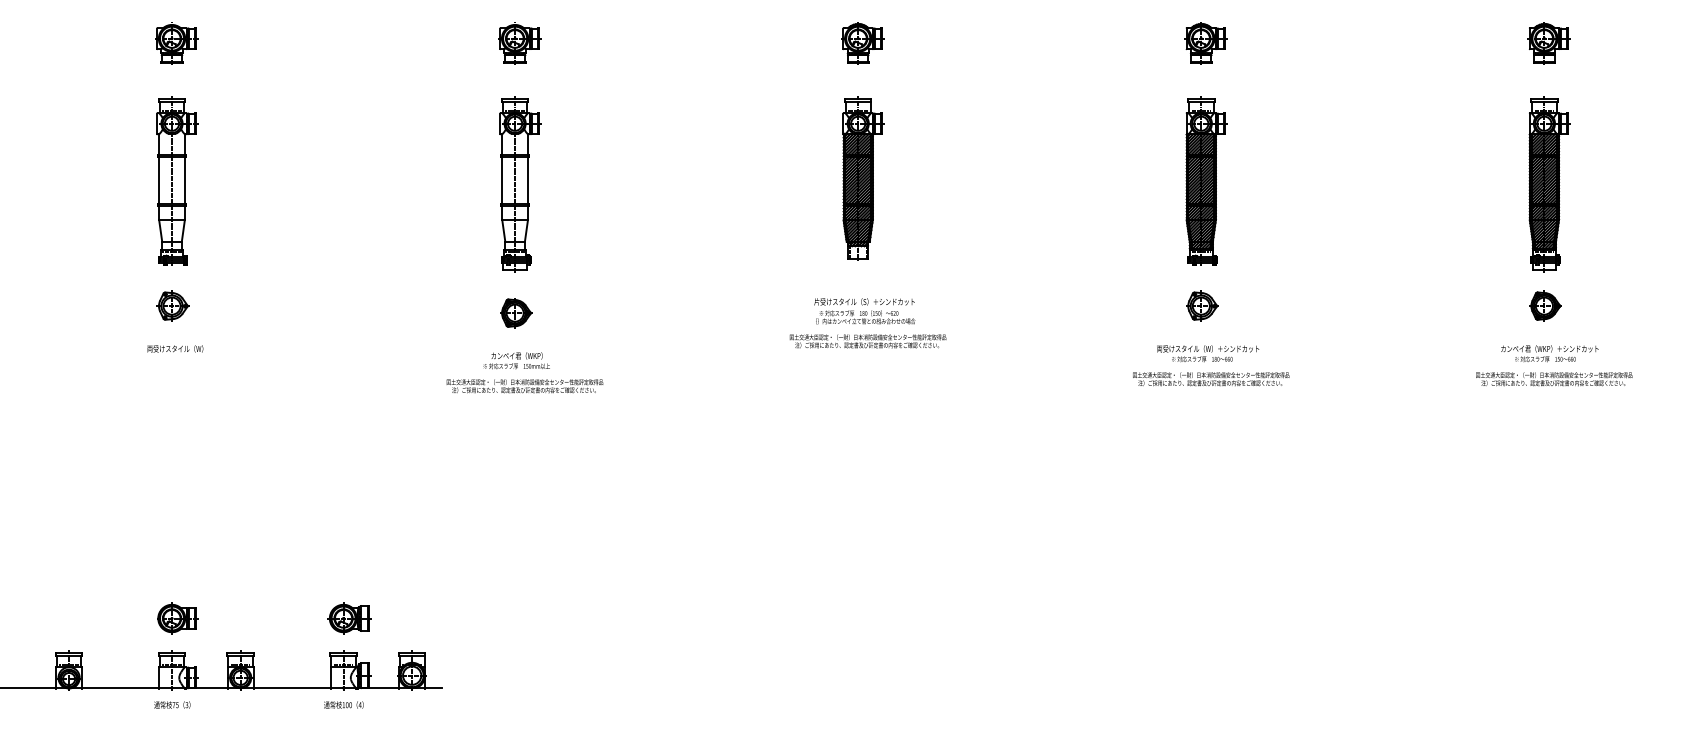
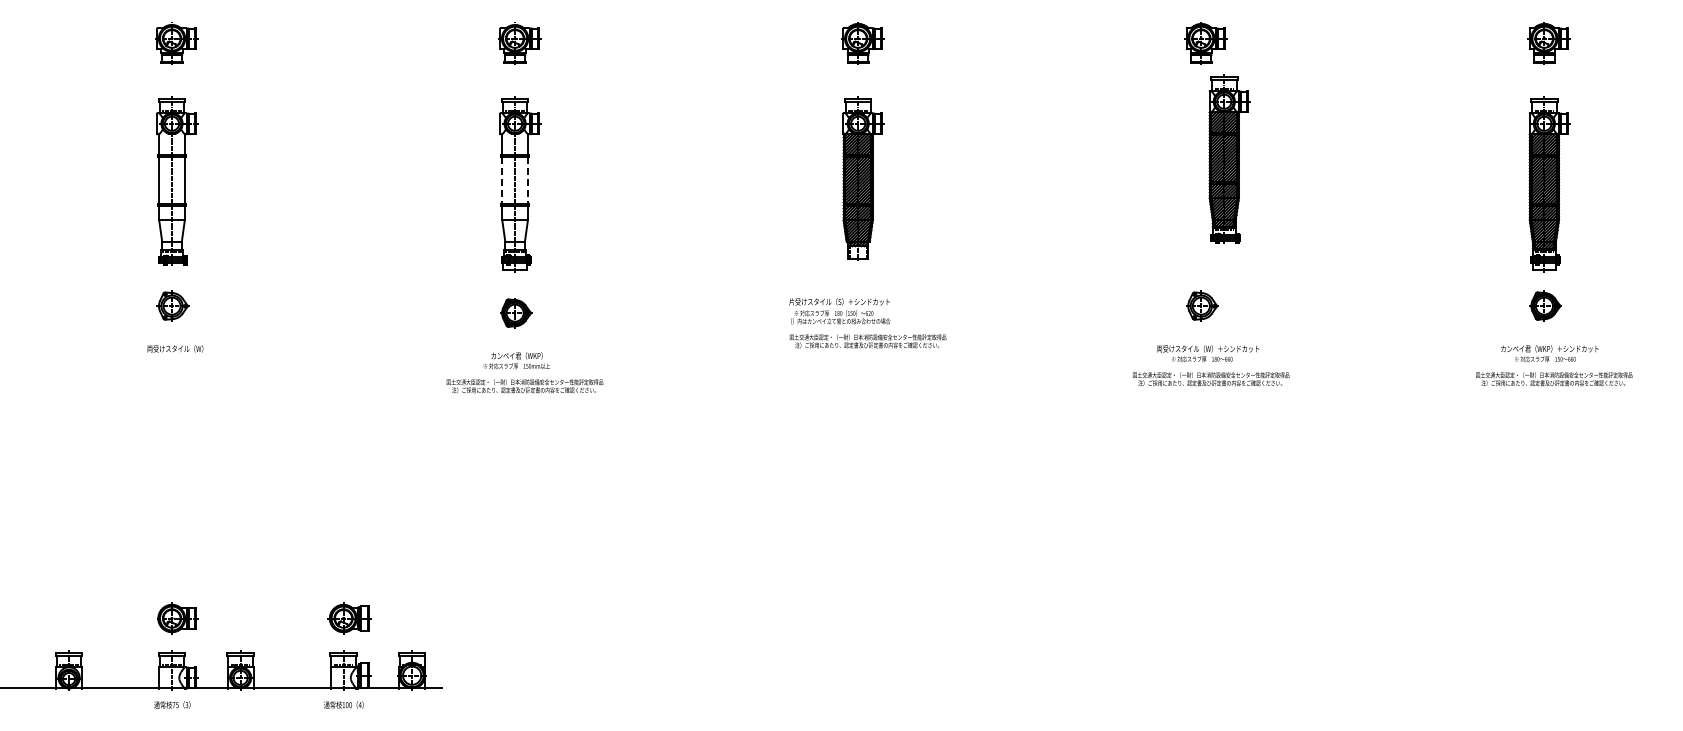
line: solid -> dashed (502, 180)
line: solid -> dashed (527, 180)
part position: (1206, 180) -> (1229, 158) (1229, 158)
text position: (864, 311) -> (839, 311) (839, 311)
